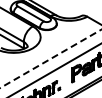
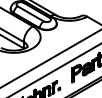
line: dashed -> solid (51, 58)
